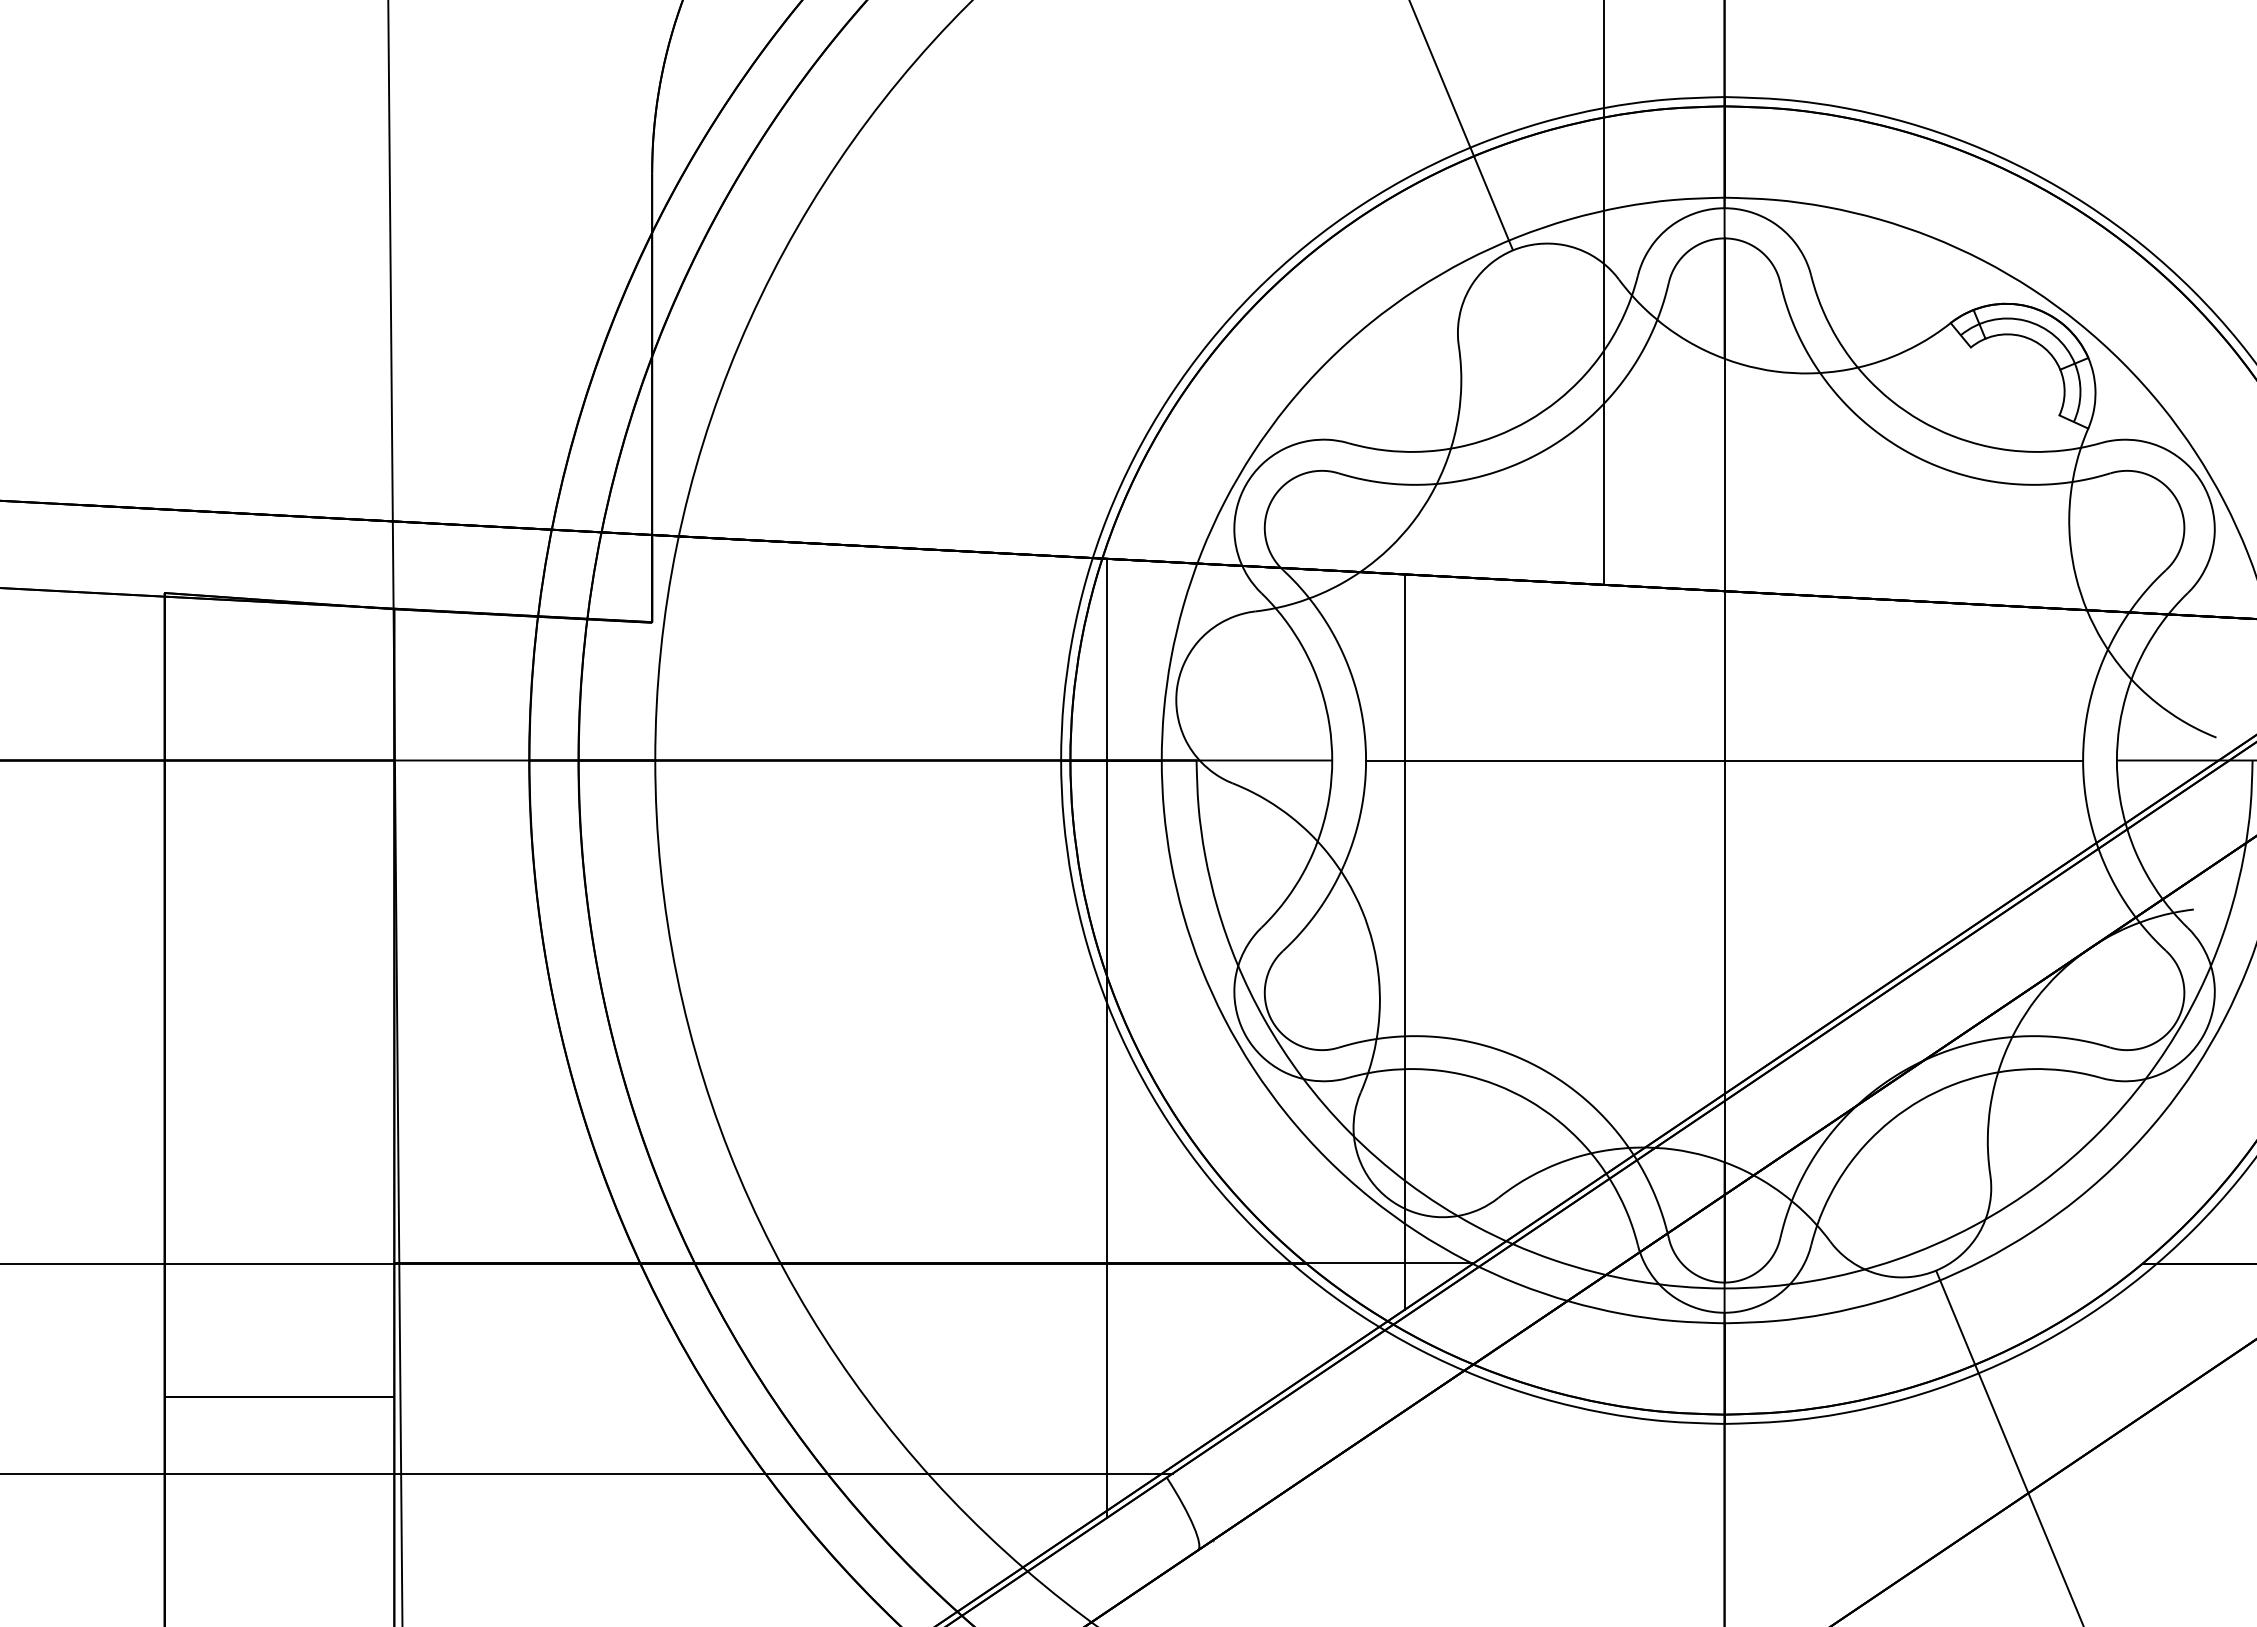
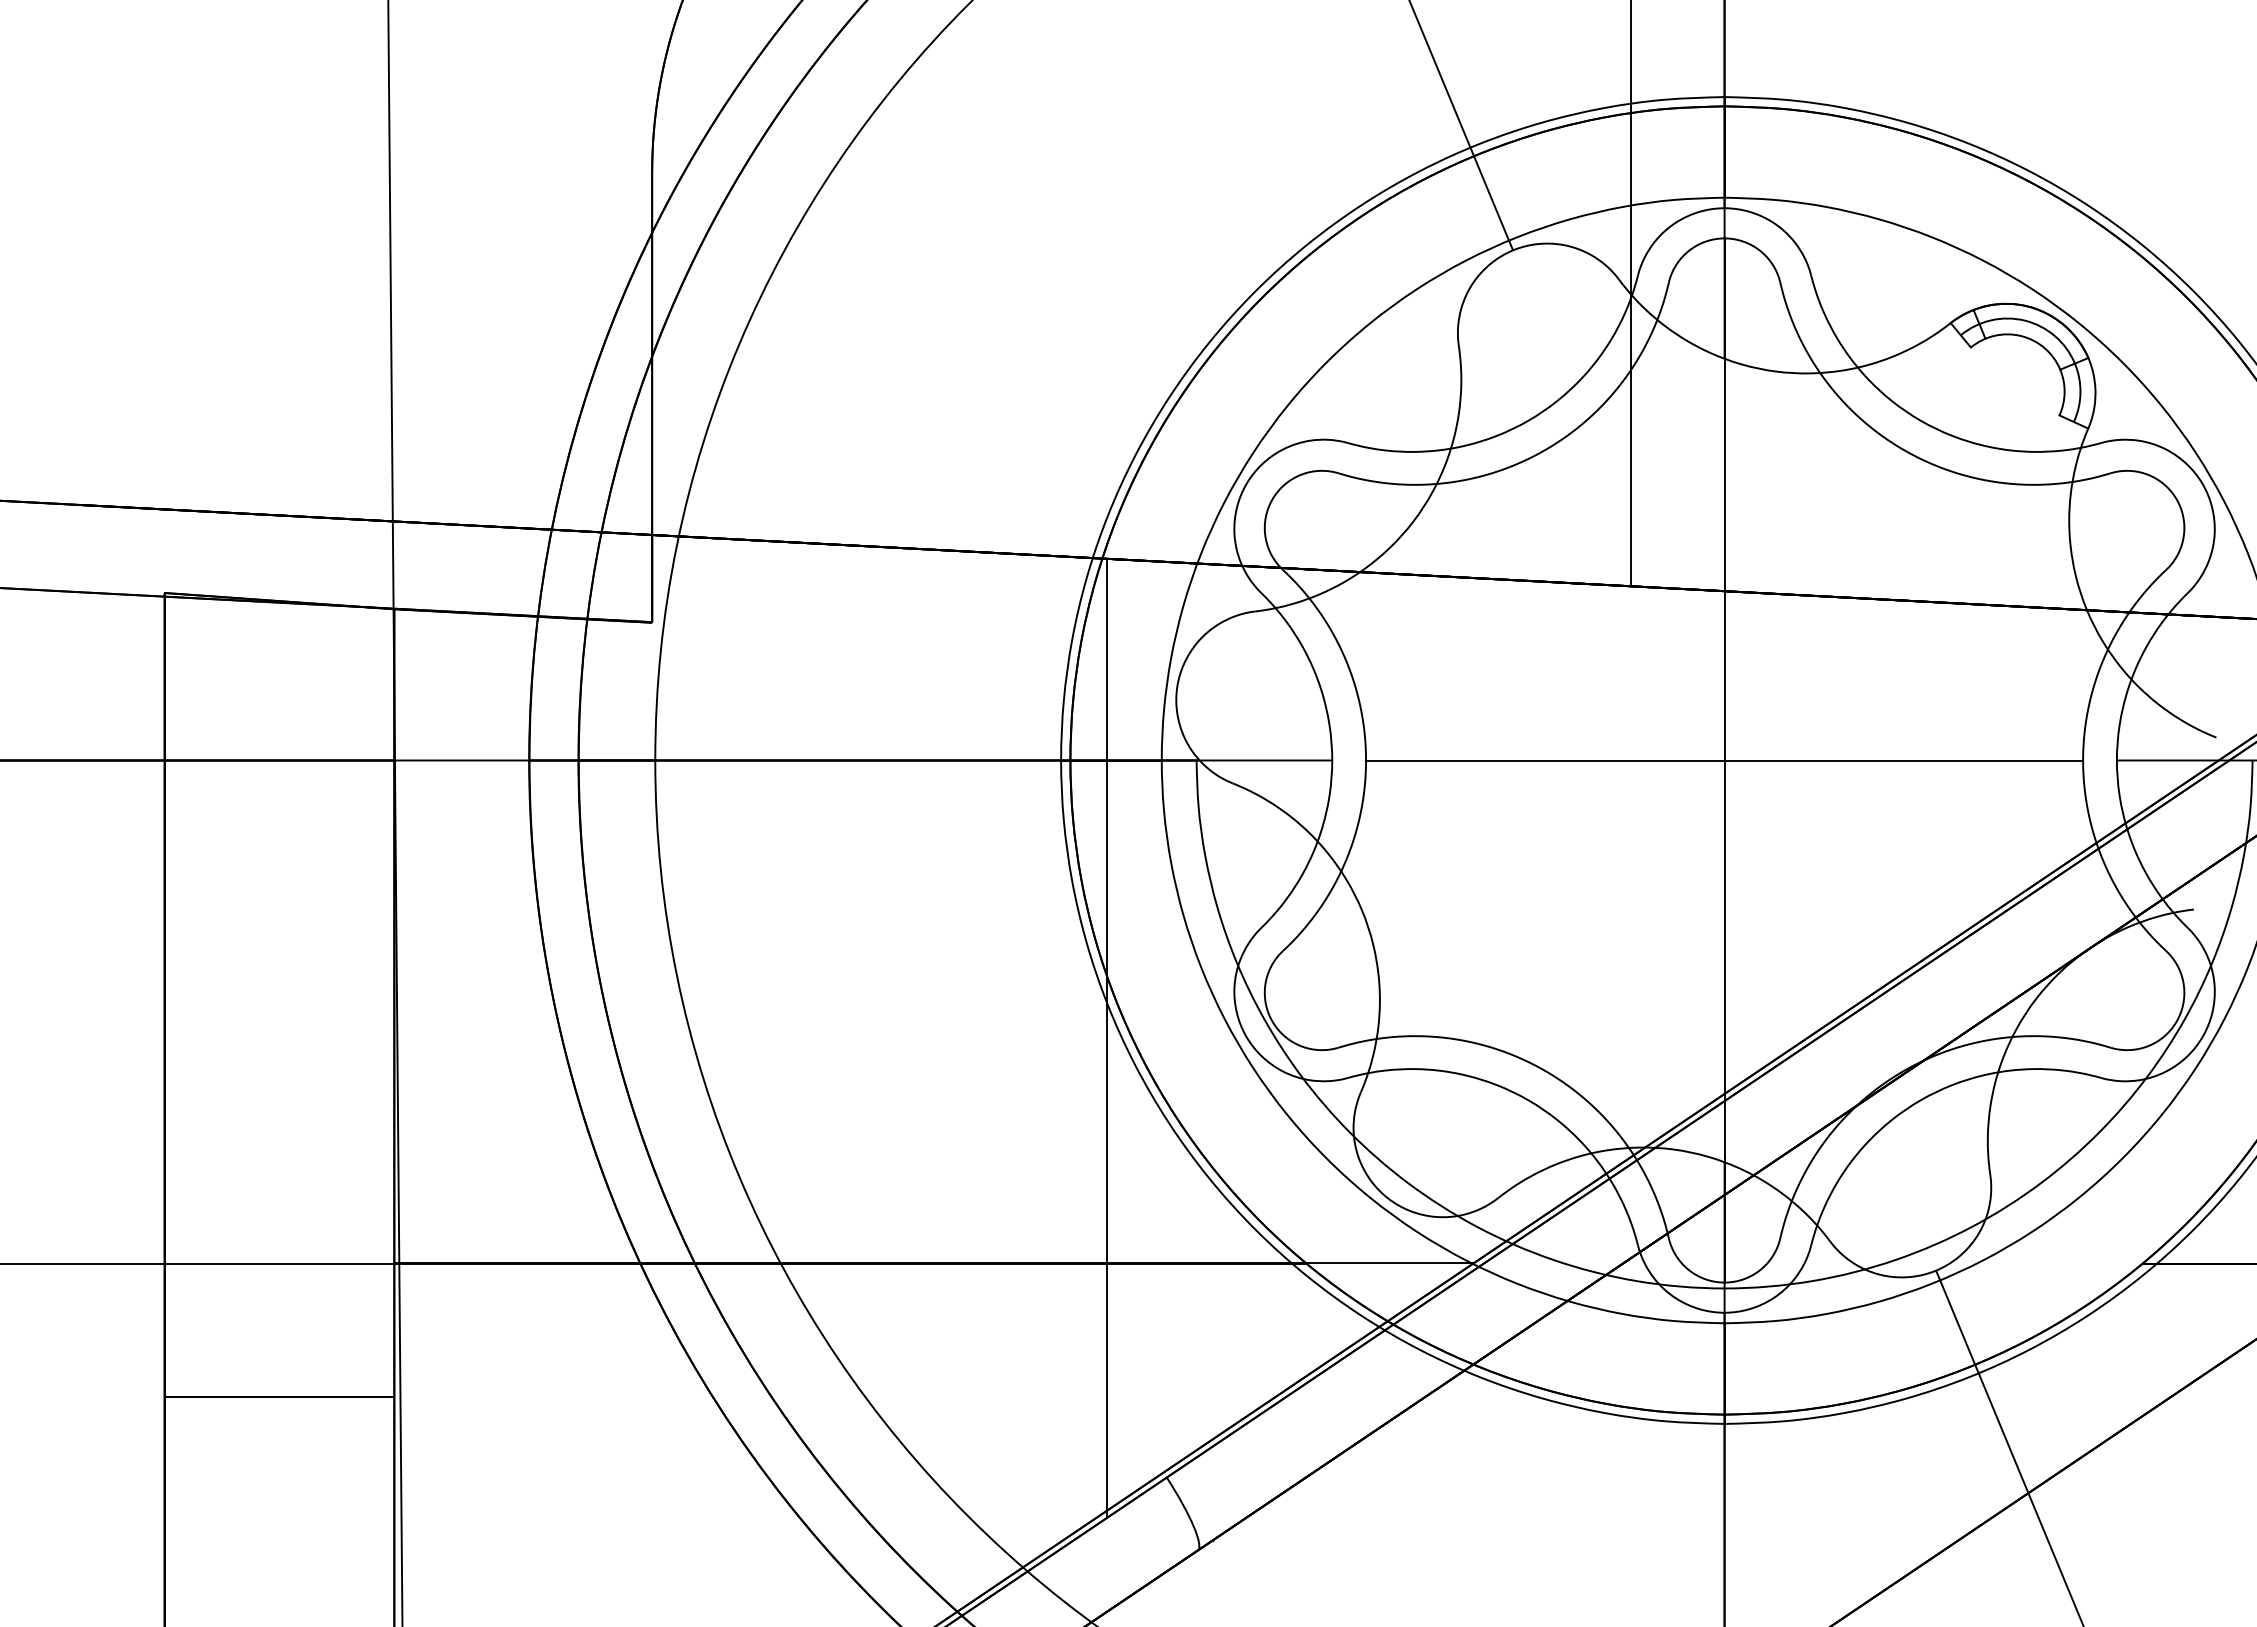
line position: (1603, 293) -> (1630, 293) (1630, 293)
line: present -> none (1405, 941)
line: present -> none (587, 1473)
